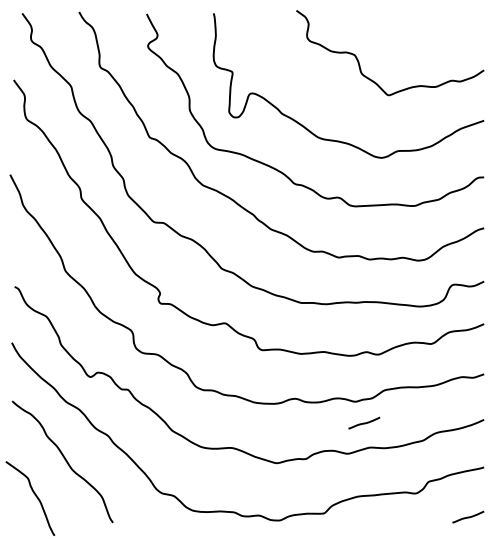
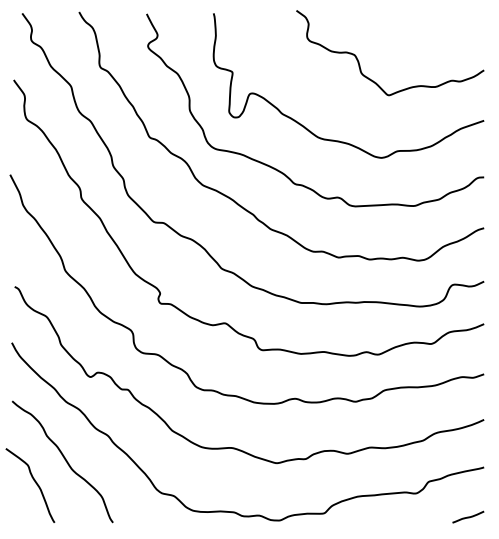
curve: present -> none (364, 422)
curve position: (34, 495) -> (34, 482) (34, 482)
